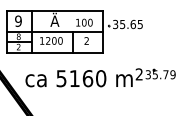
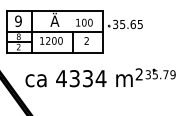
text: 5160 -> 4334 (81, 78)
